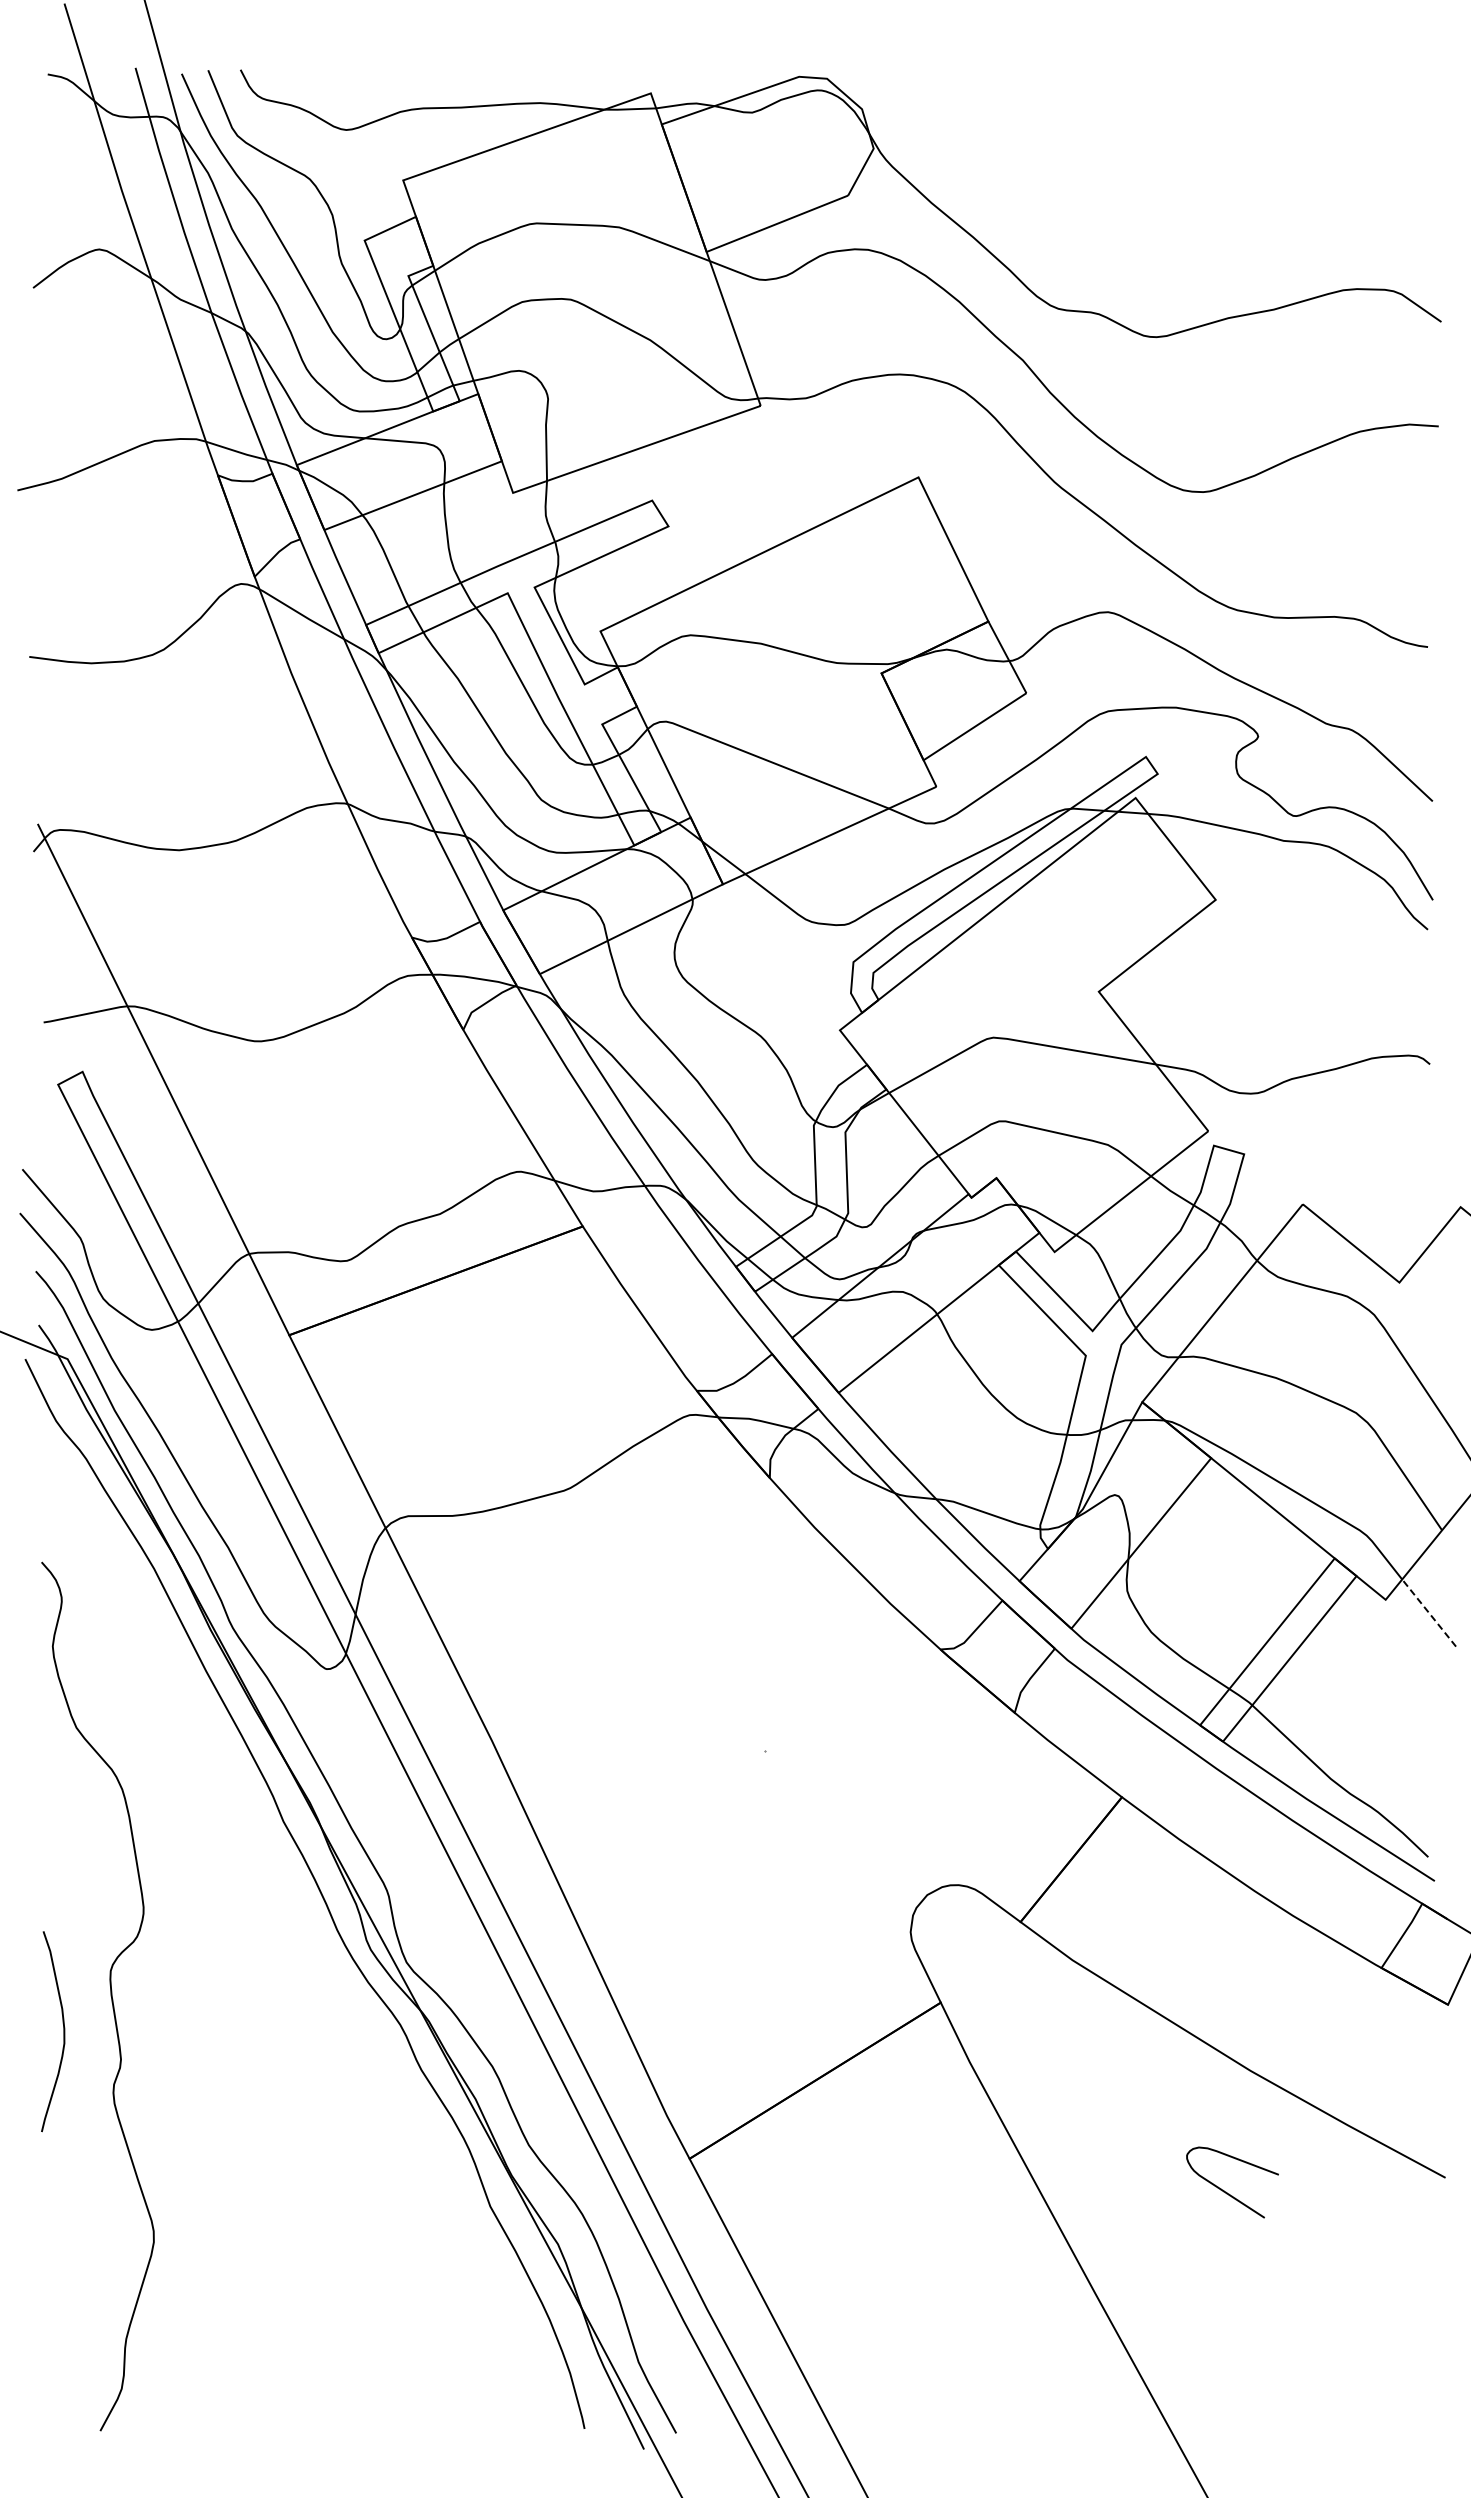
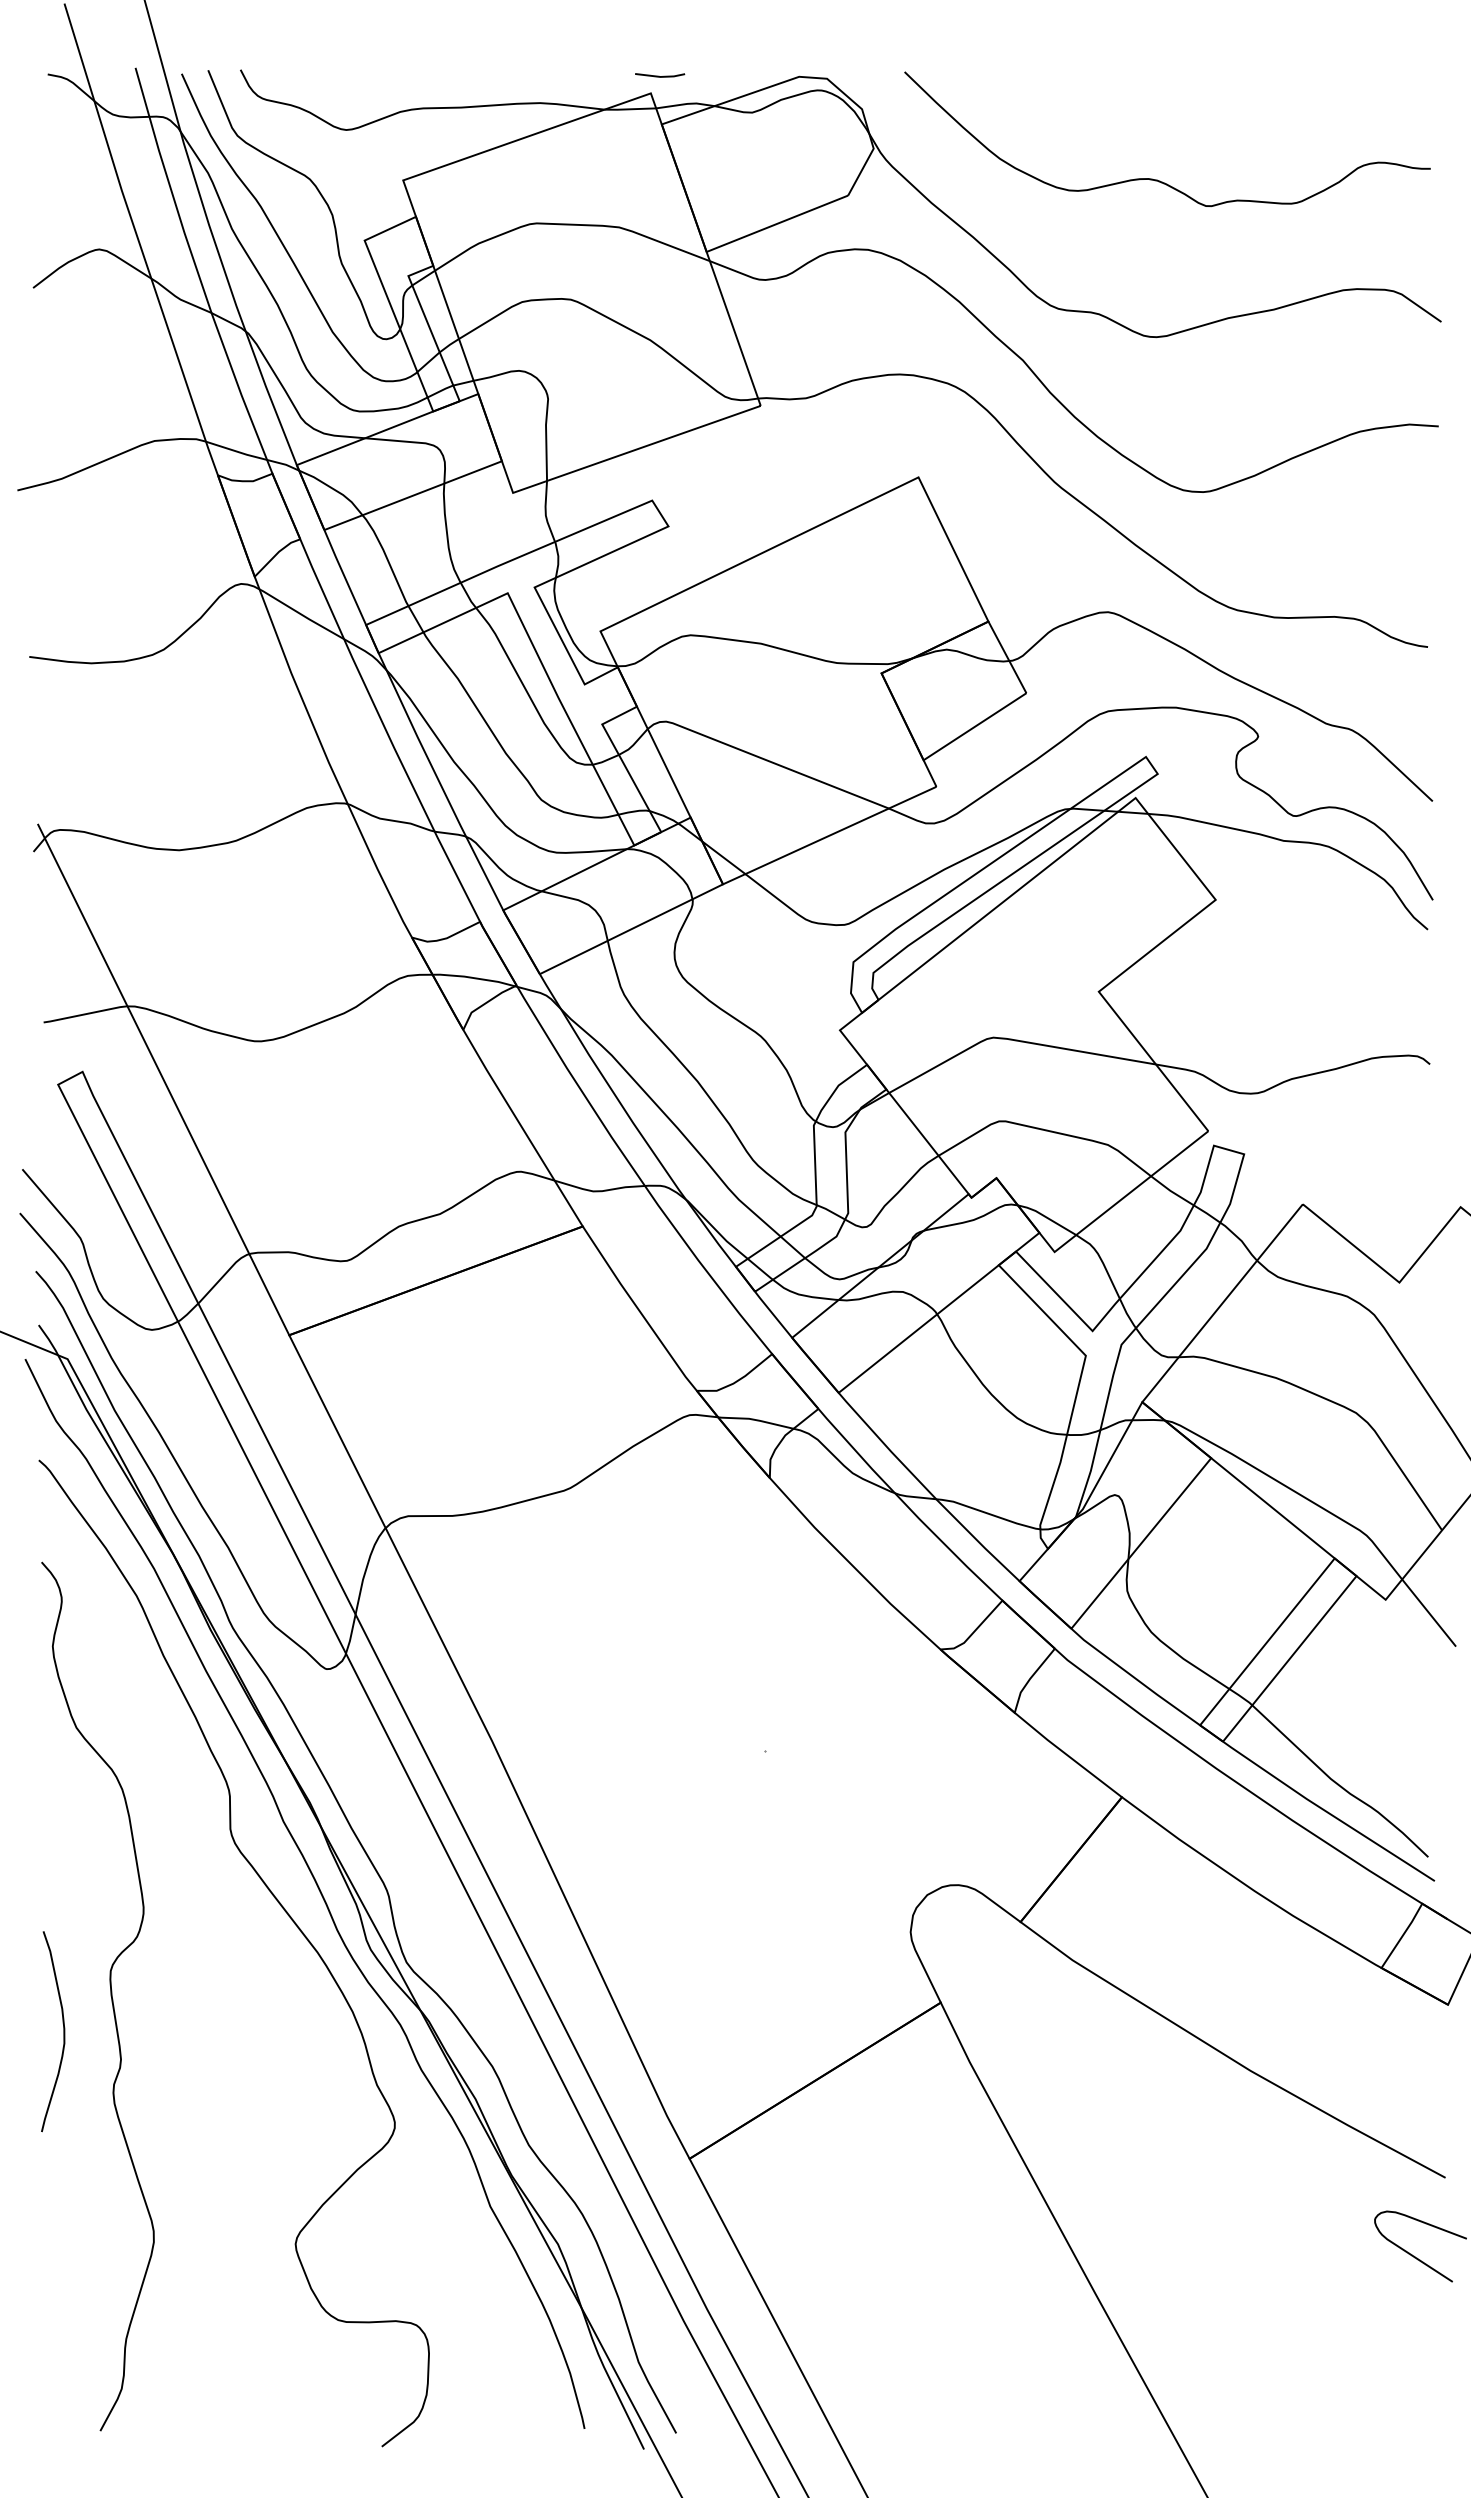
line: none -> present (659, 75)
curve: none -> present (1157, 179)
line: dashed -> solid (1428, 1612)
curve: none -> present (287, 1915)
curve position: (1226, 2191) -> (1414, 2255) (1414, 2255)
